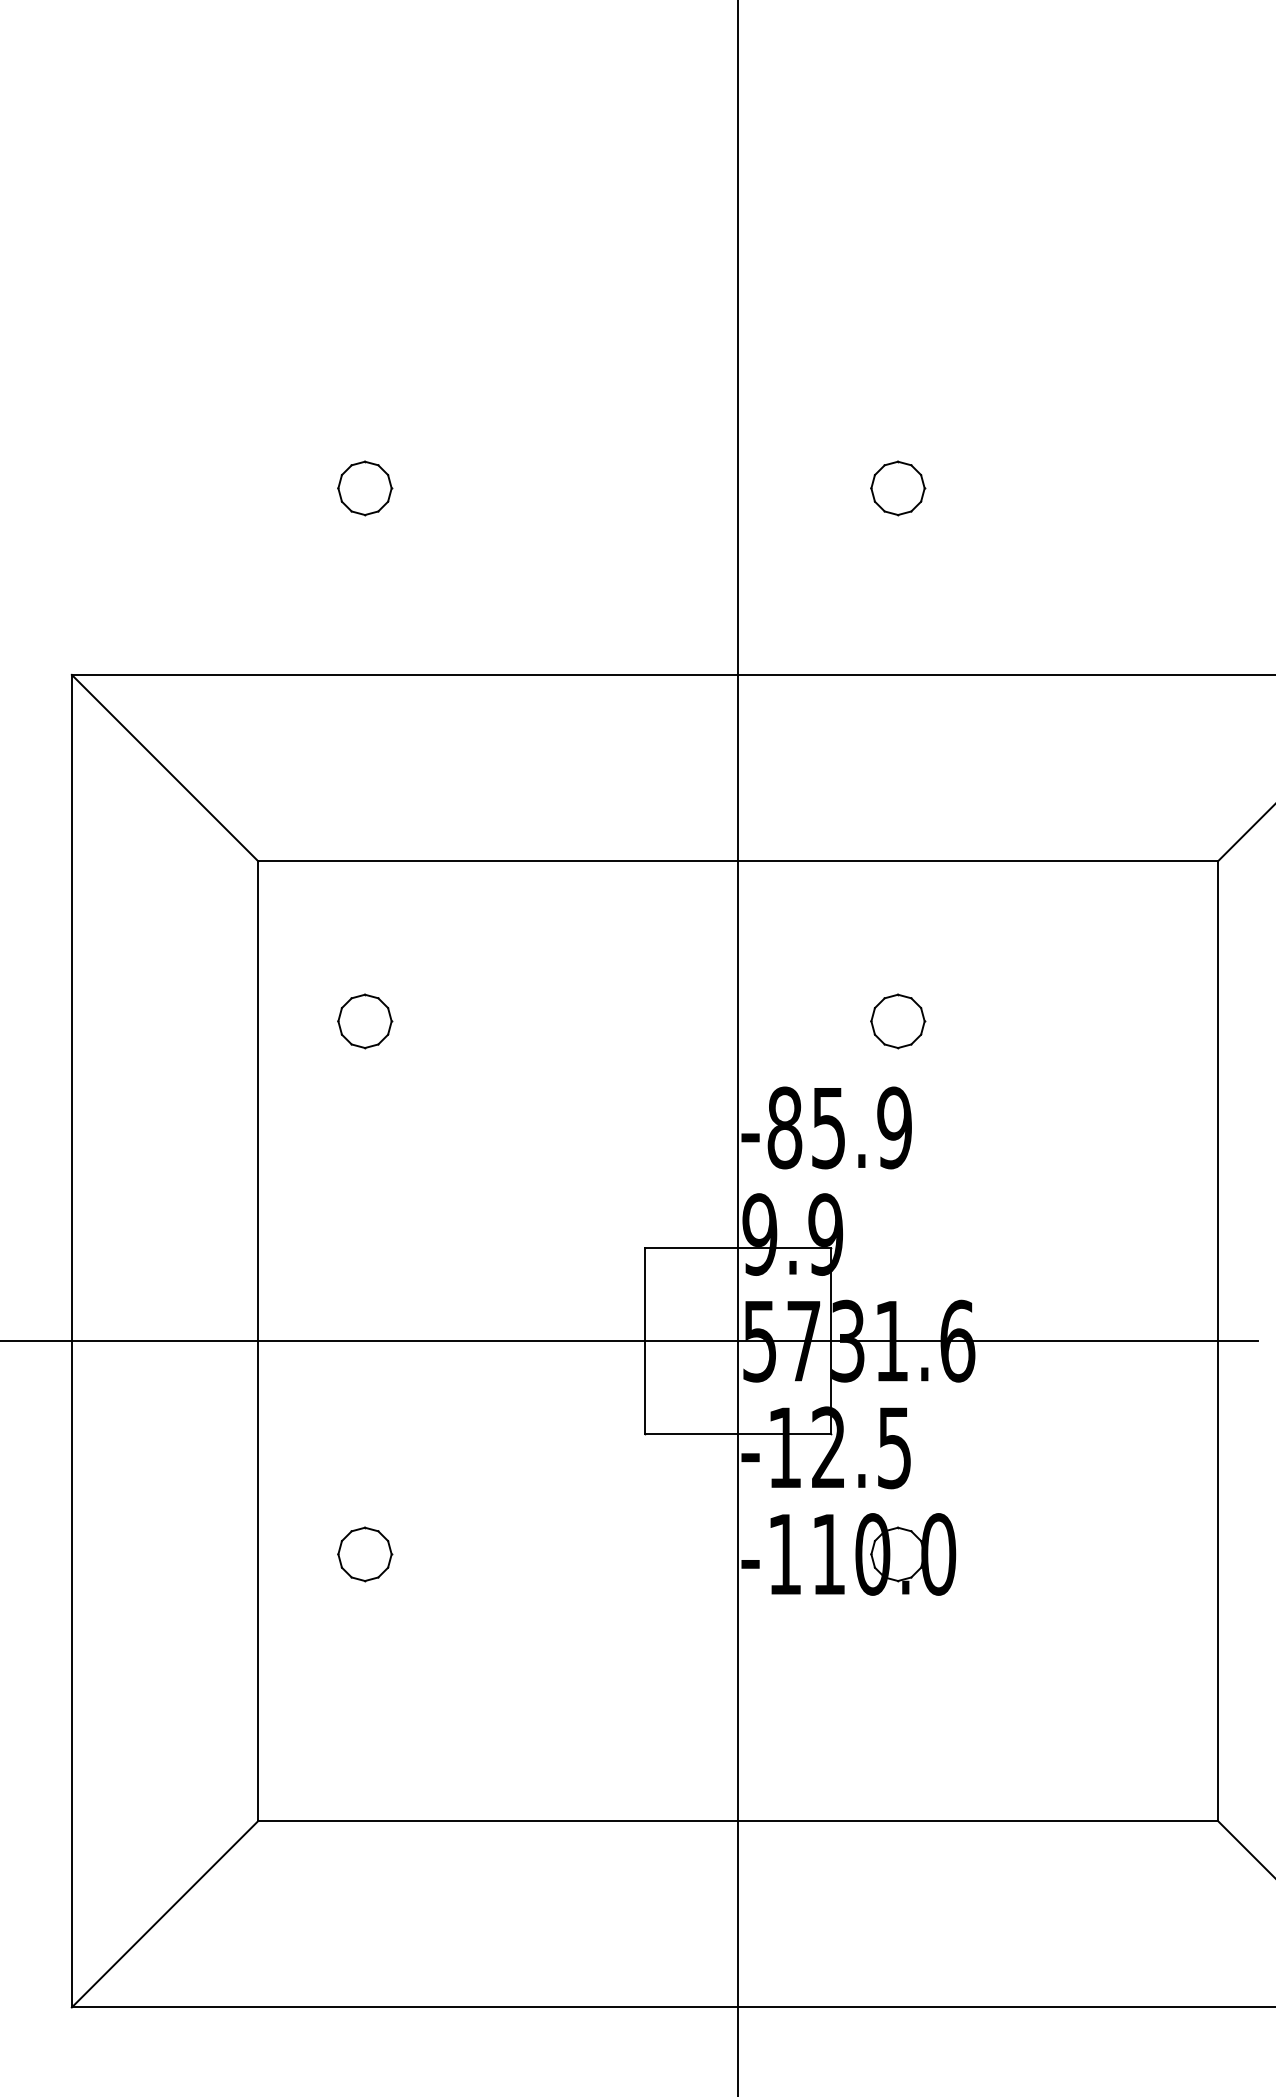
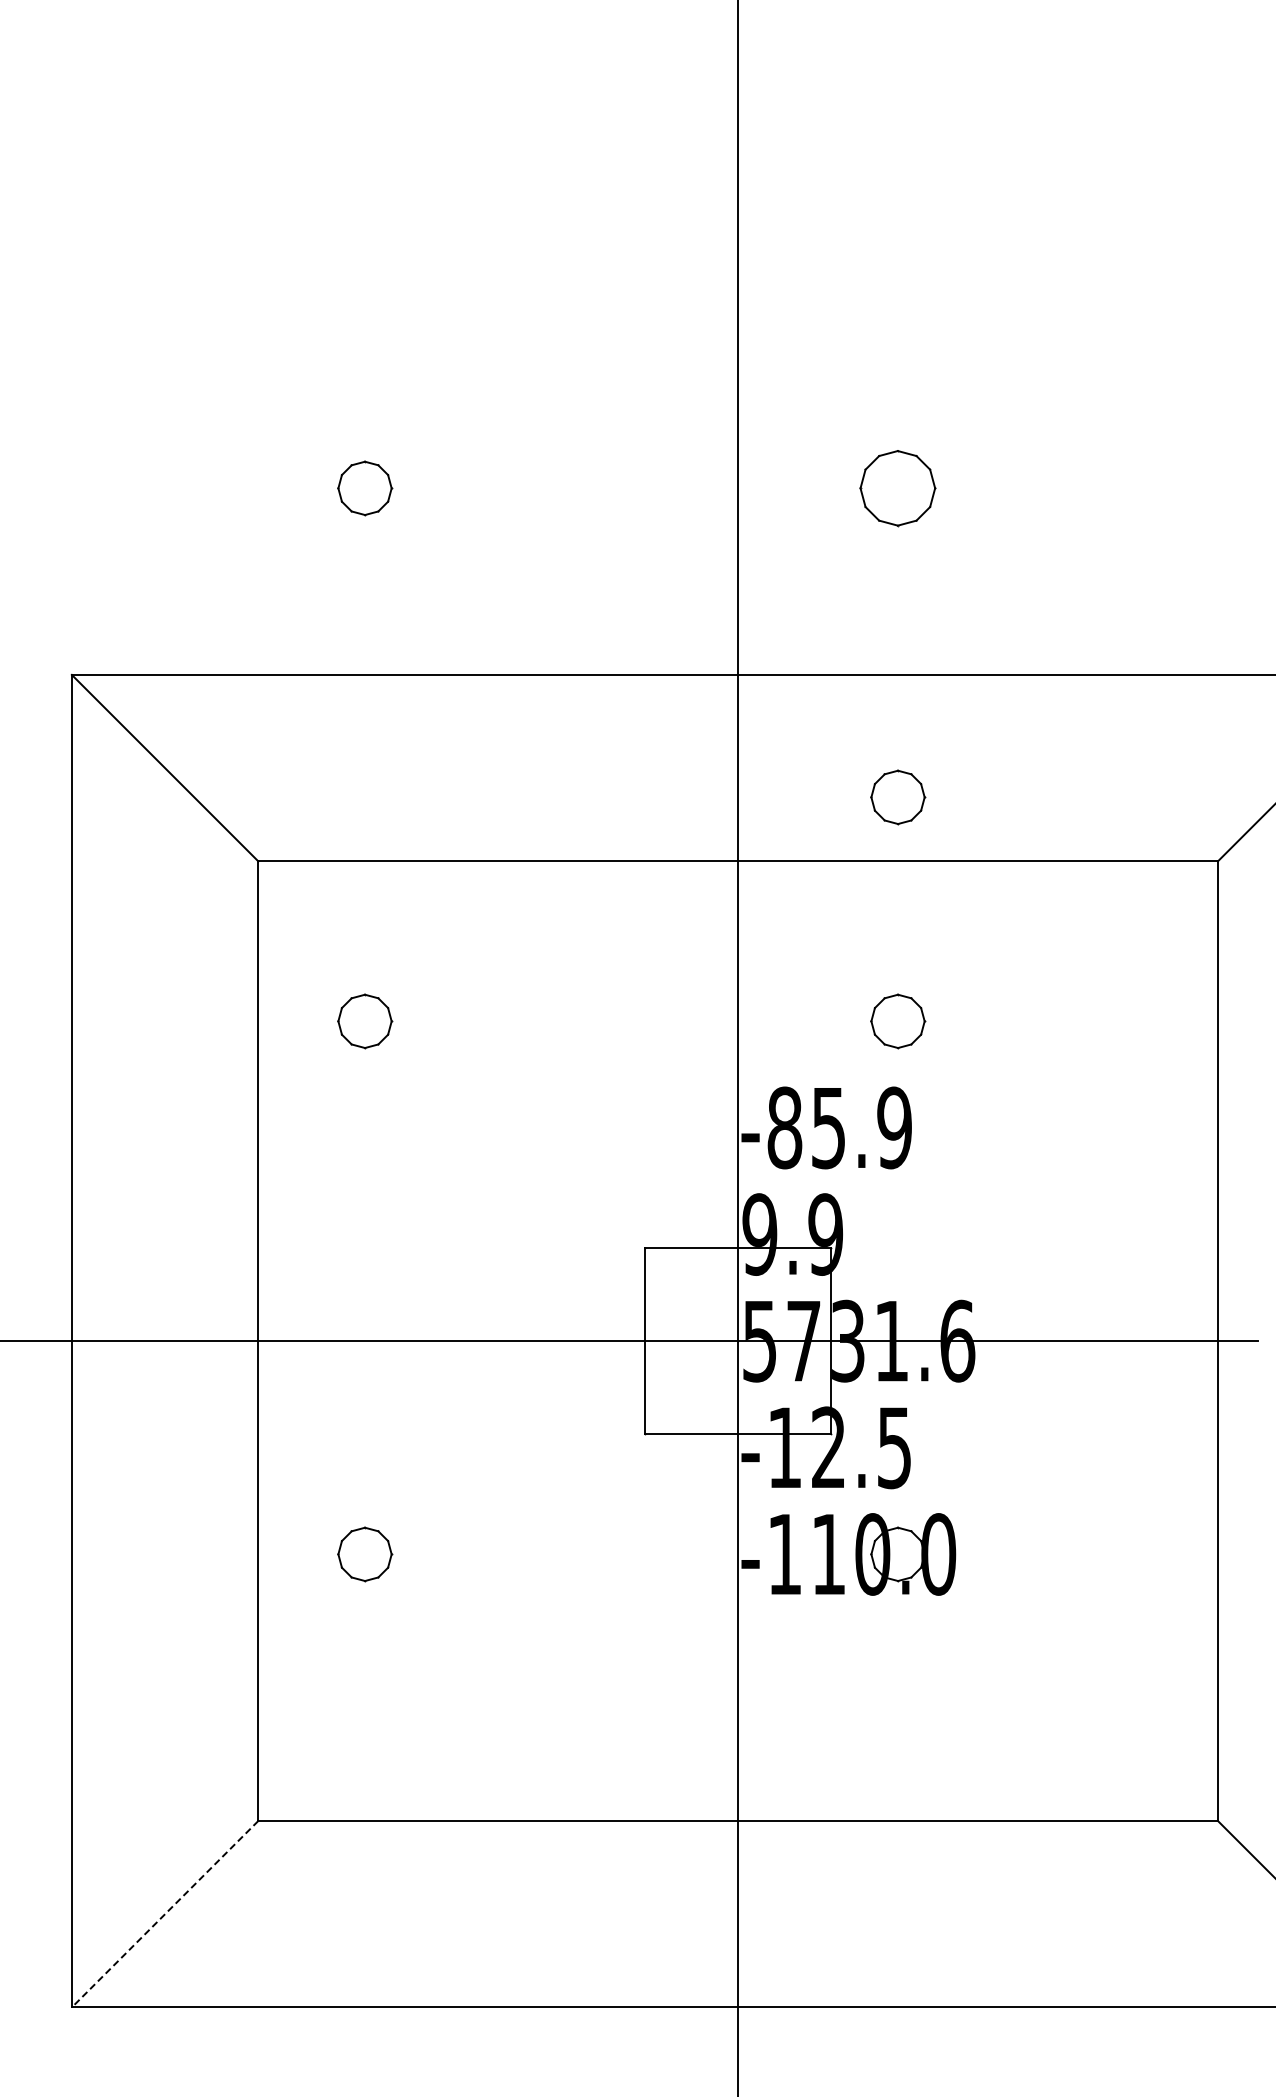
part size: 57x57 px -> 78x78 px (897, 488)
part: none -> present (898, 797)
line: solid -> dashed (165, 1914)
